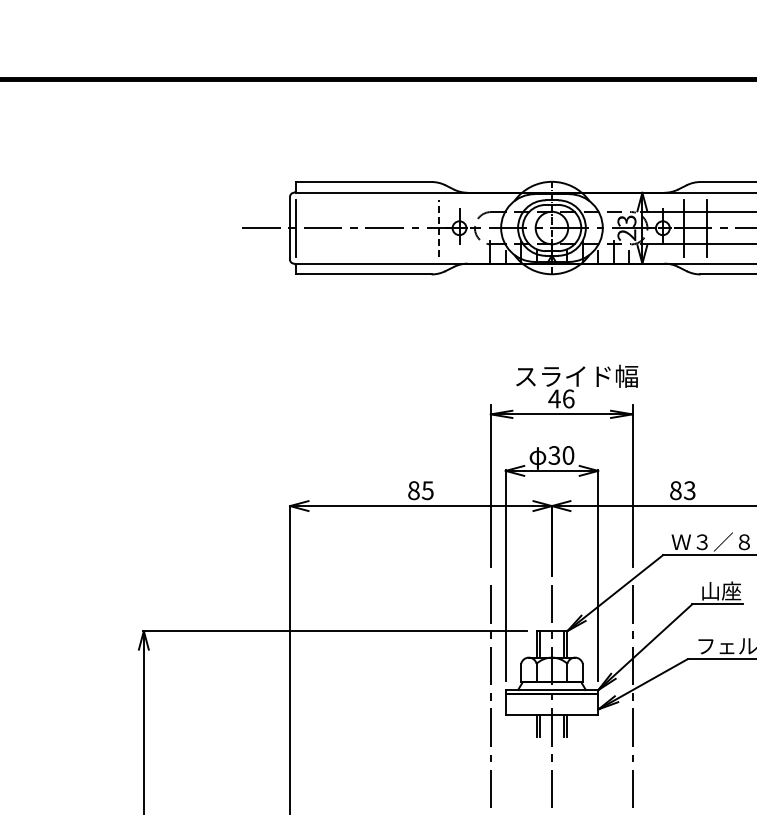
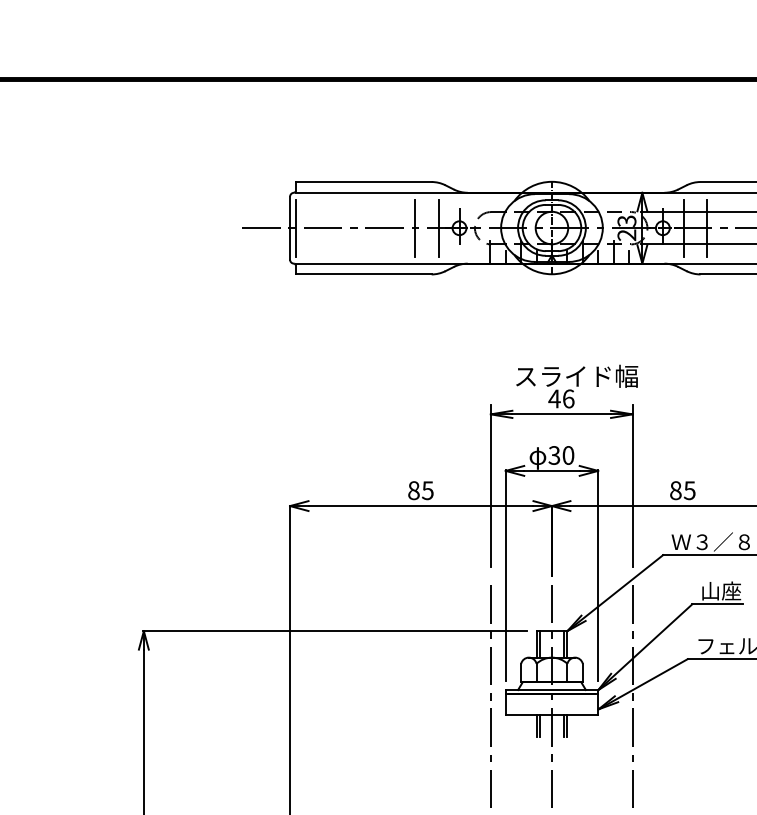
line: none -> present (415, 227)
line: dashed -> solid (439, 228)
text: 83 -> 85 (689, 490)
